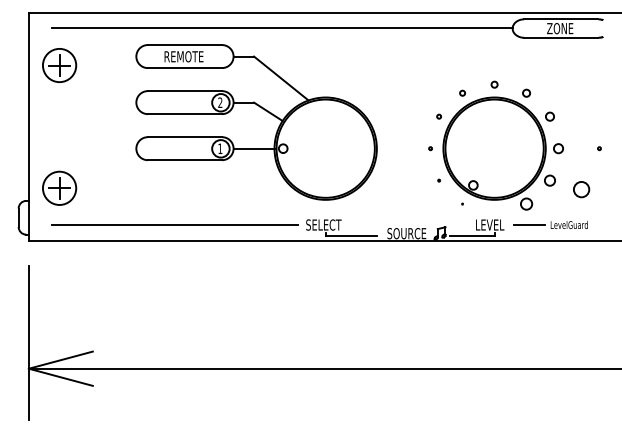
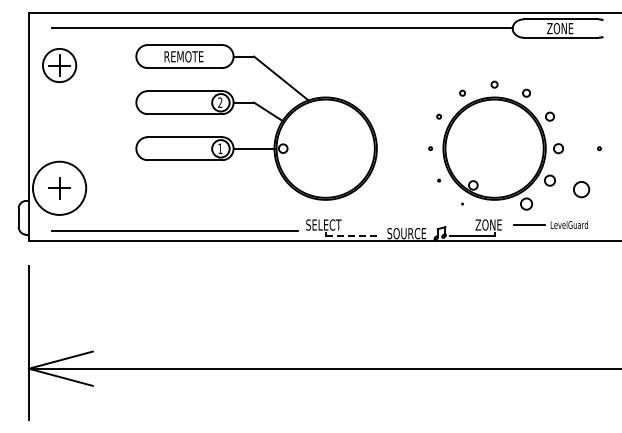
circle diameter: 33 px -> 53 px (59, 187)
line position: (174, 224) -> (174, 230) (174, 230)
text: LEVEL -> ZONE (489, 224)
line: solid -> dashed (351, 235)
